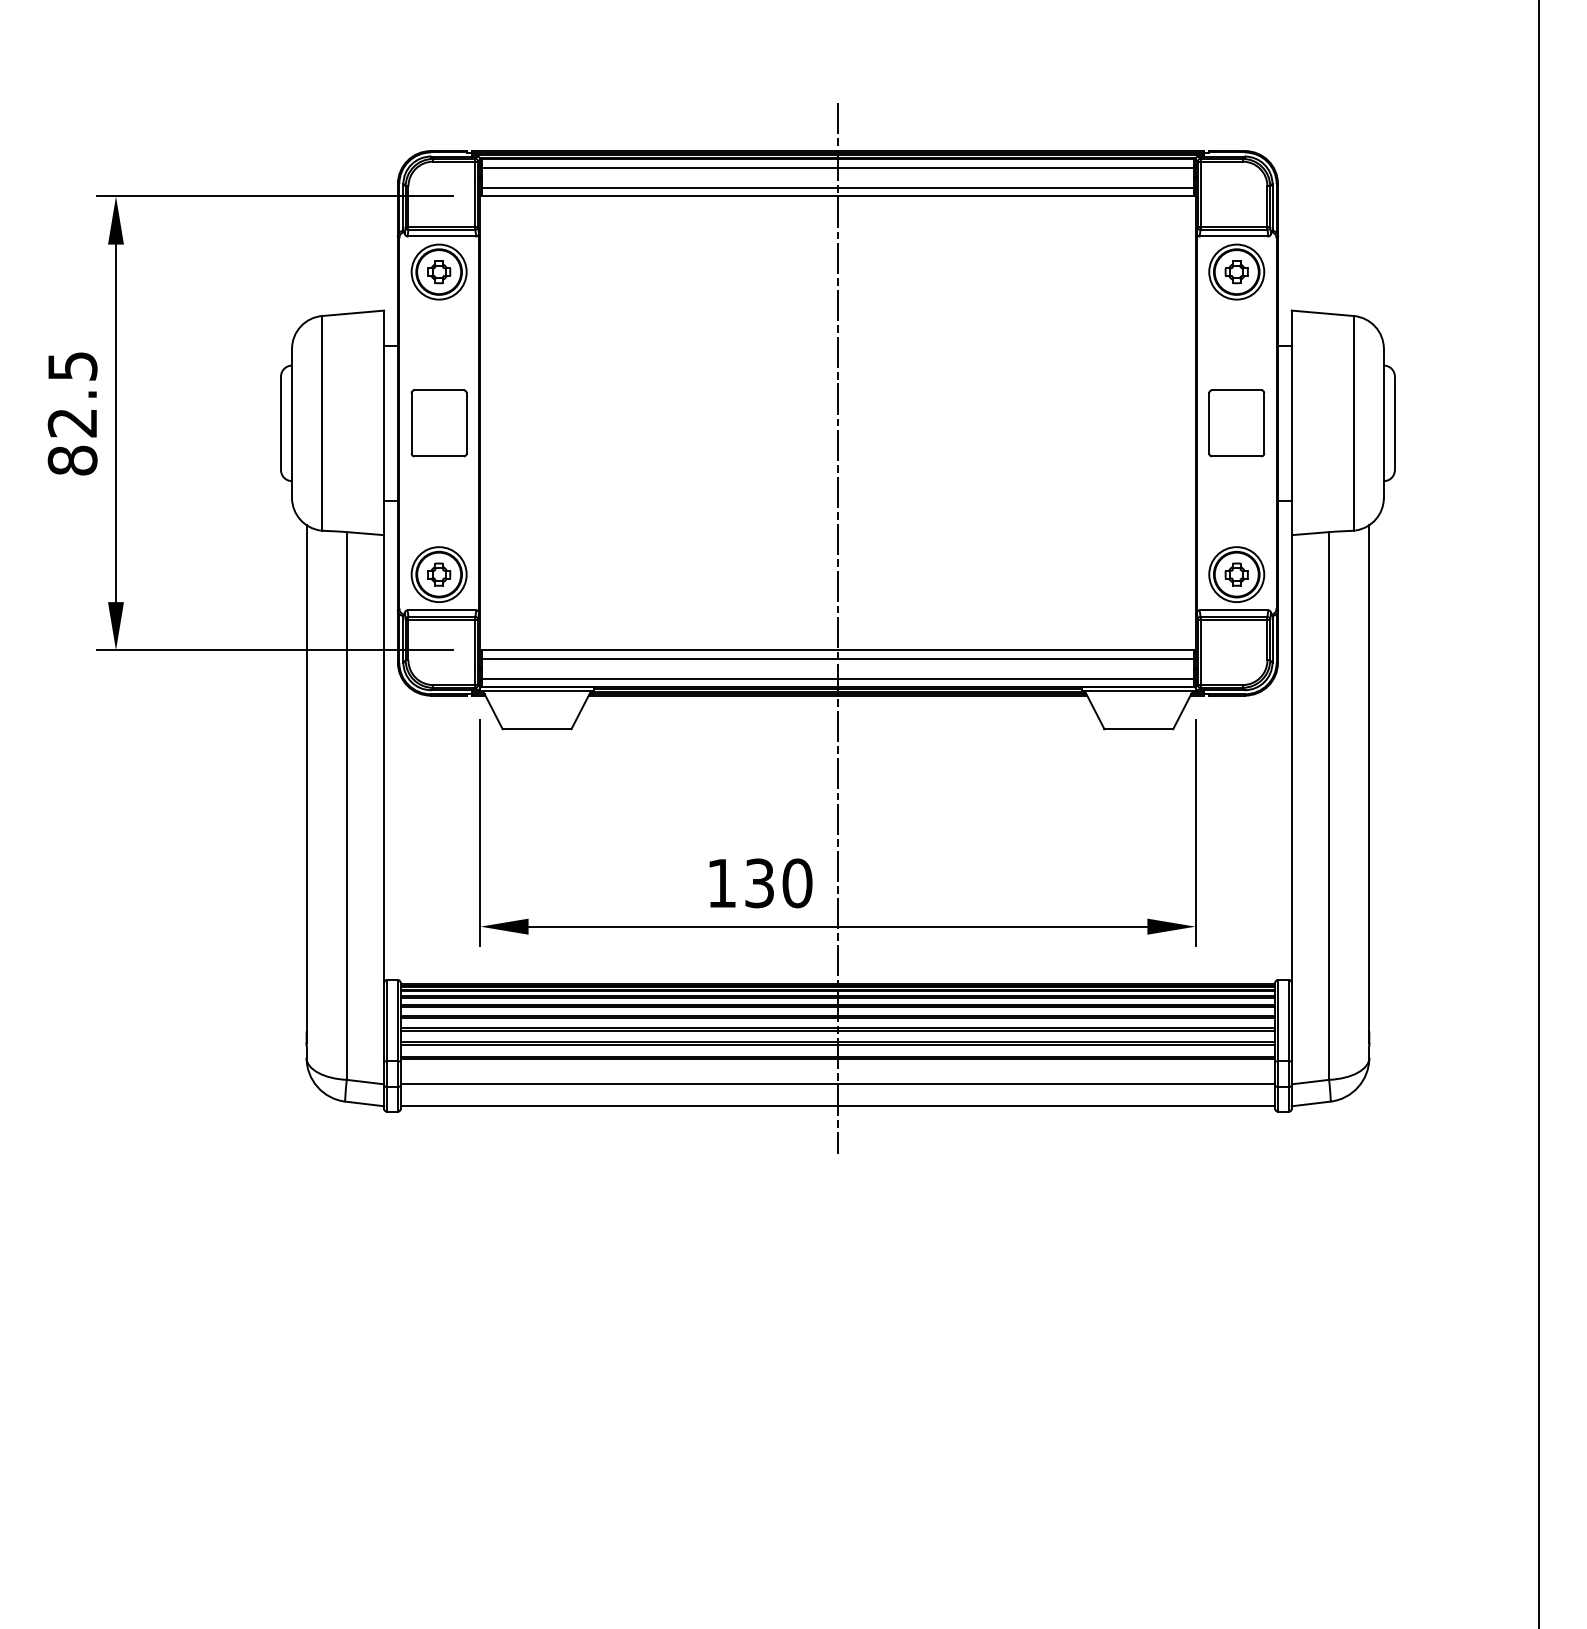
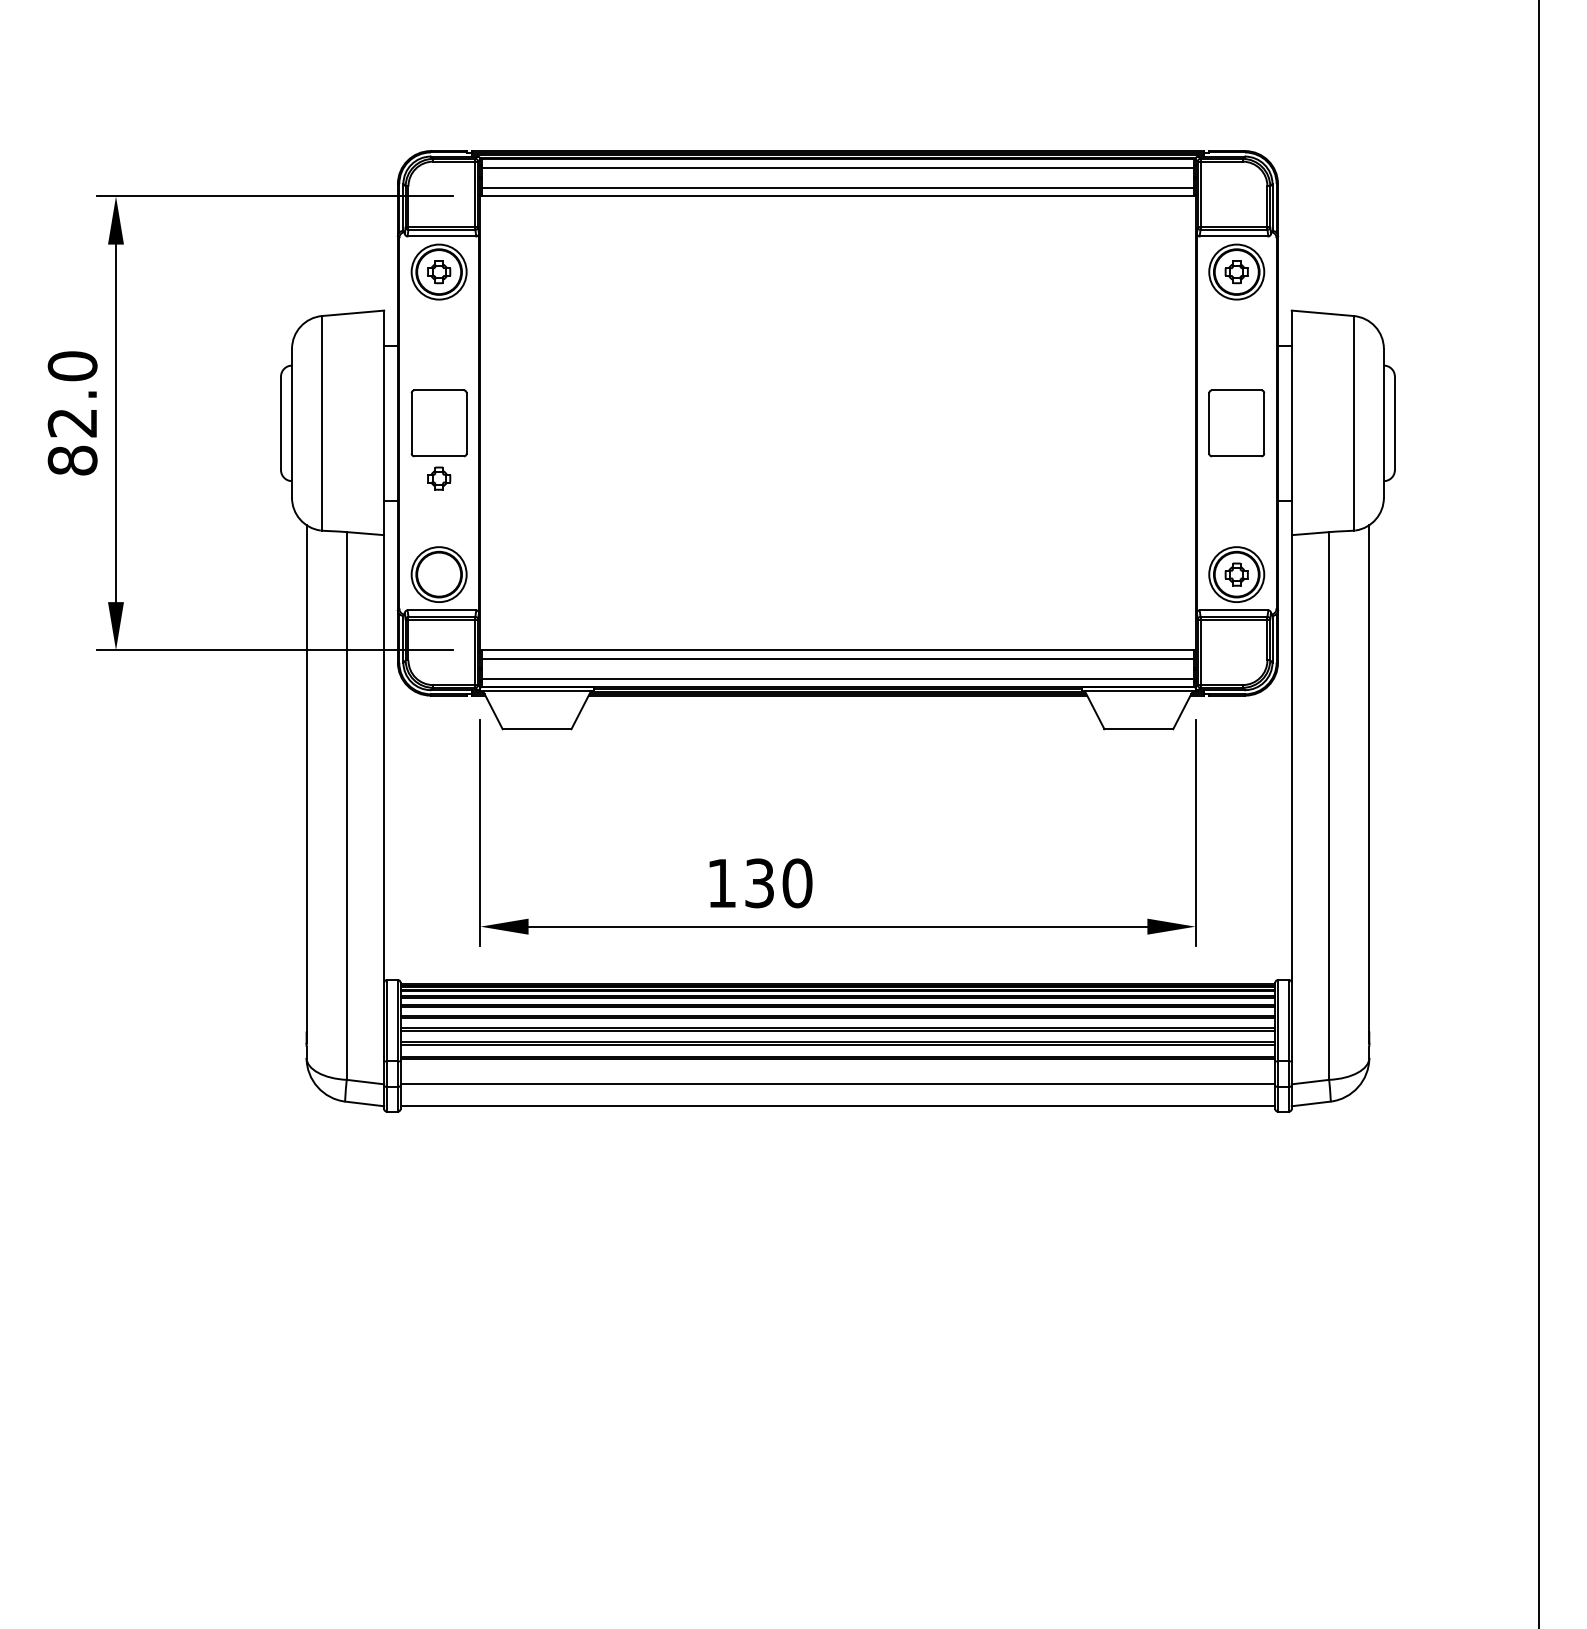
text: 82.5 -> 82.0 (72, 366)
part position: (439, 574) -> (439, 478) (439, 478)
line: present -> none (837, 628)
